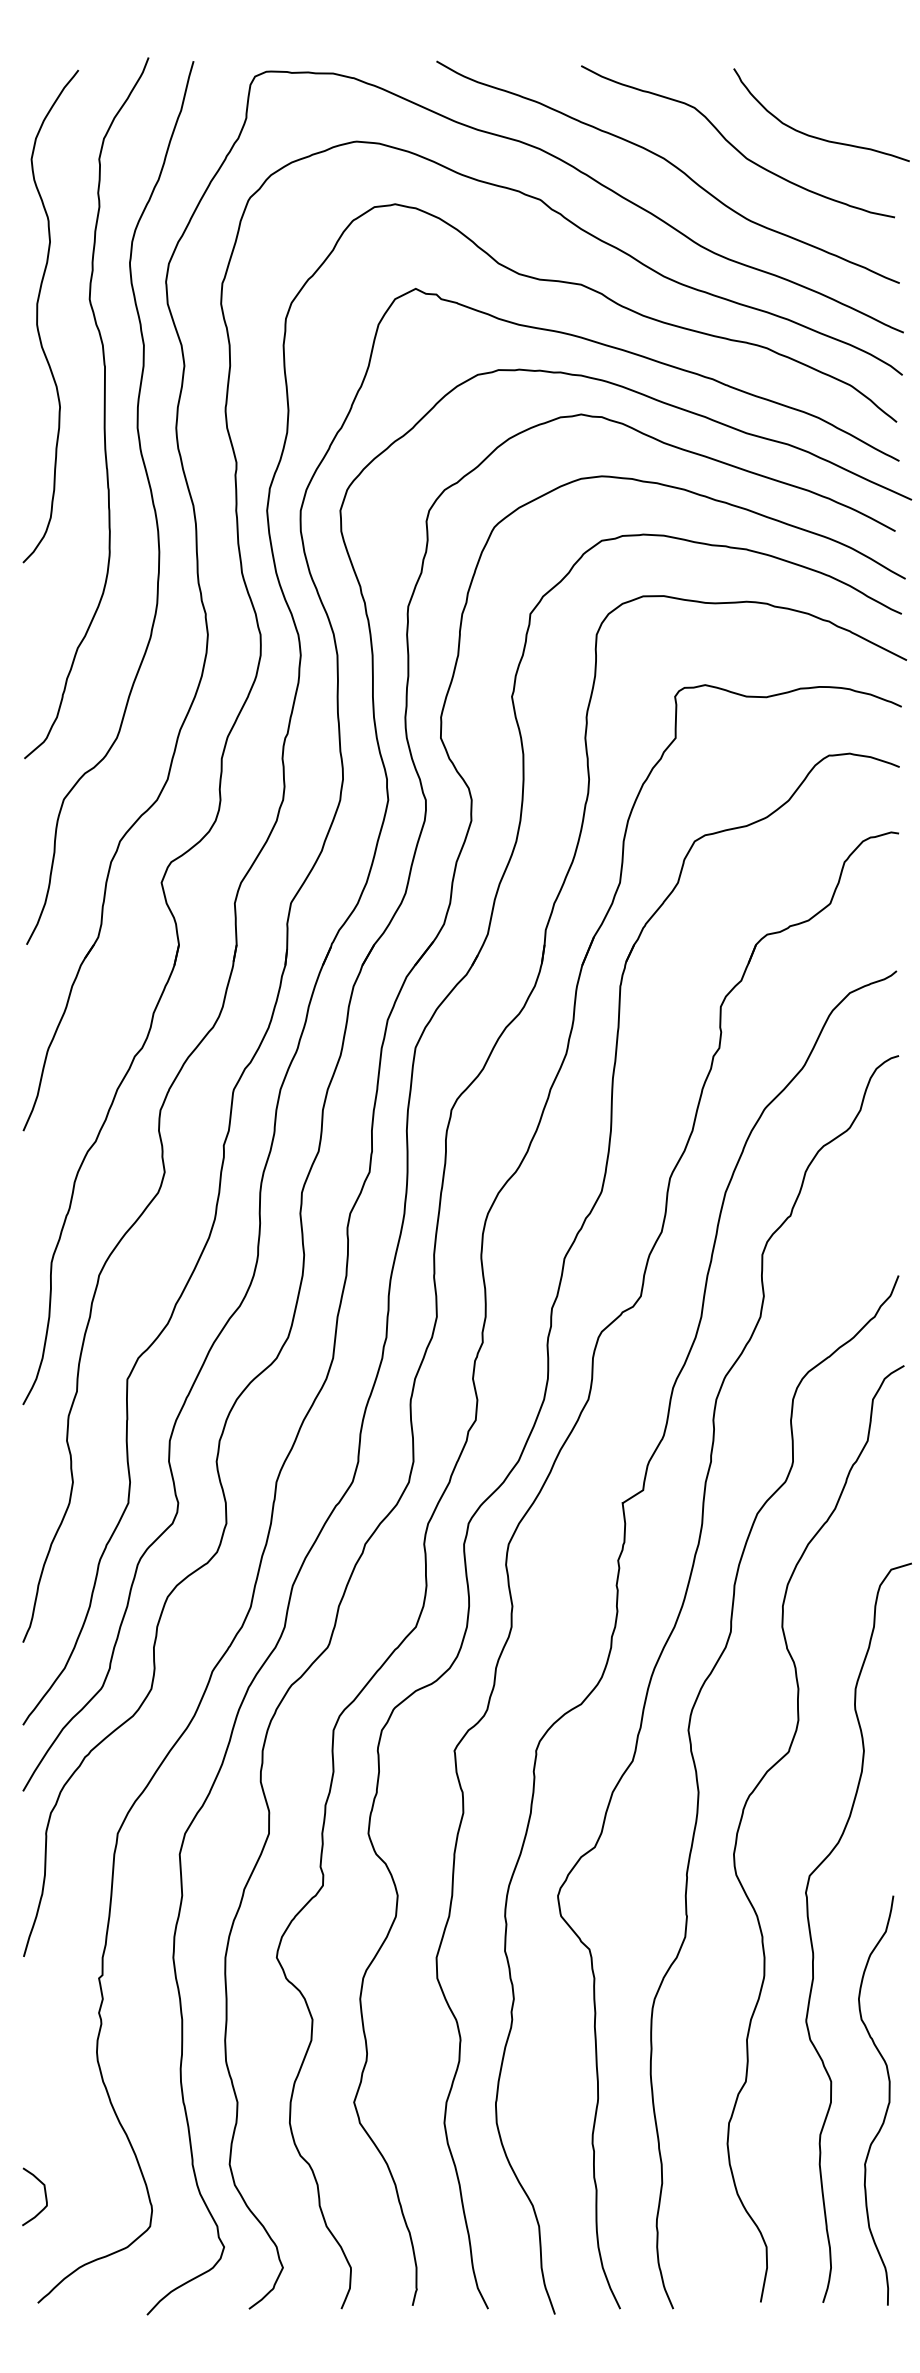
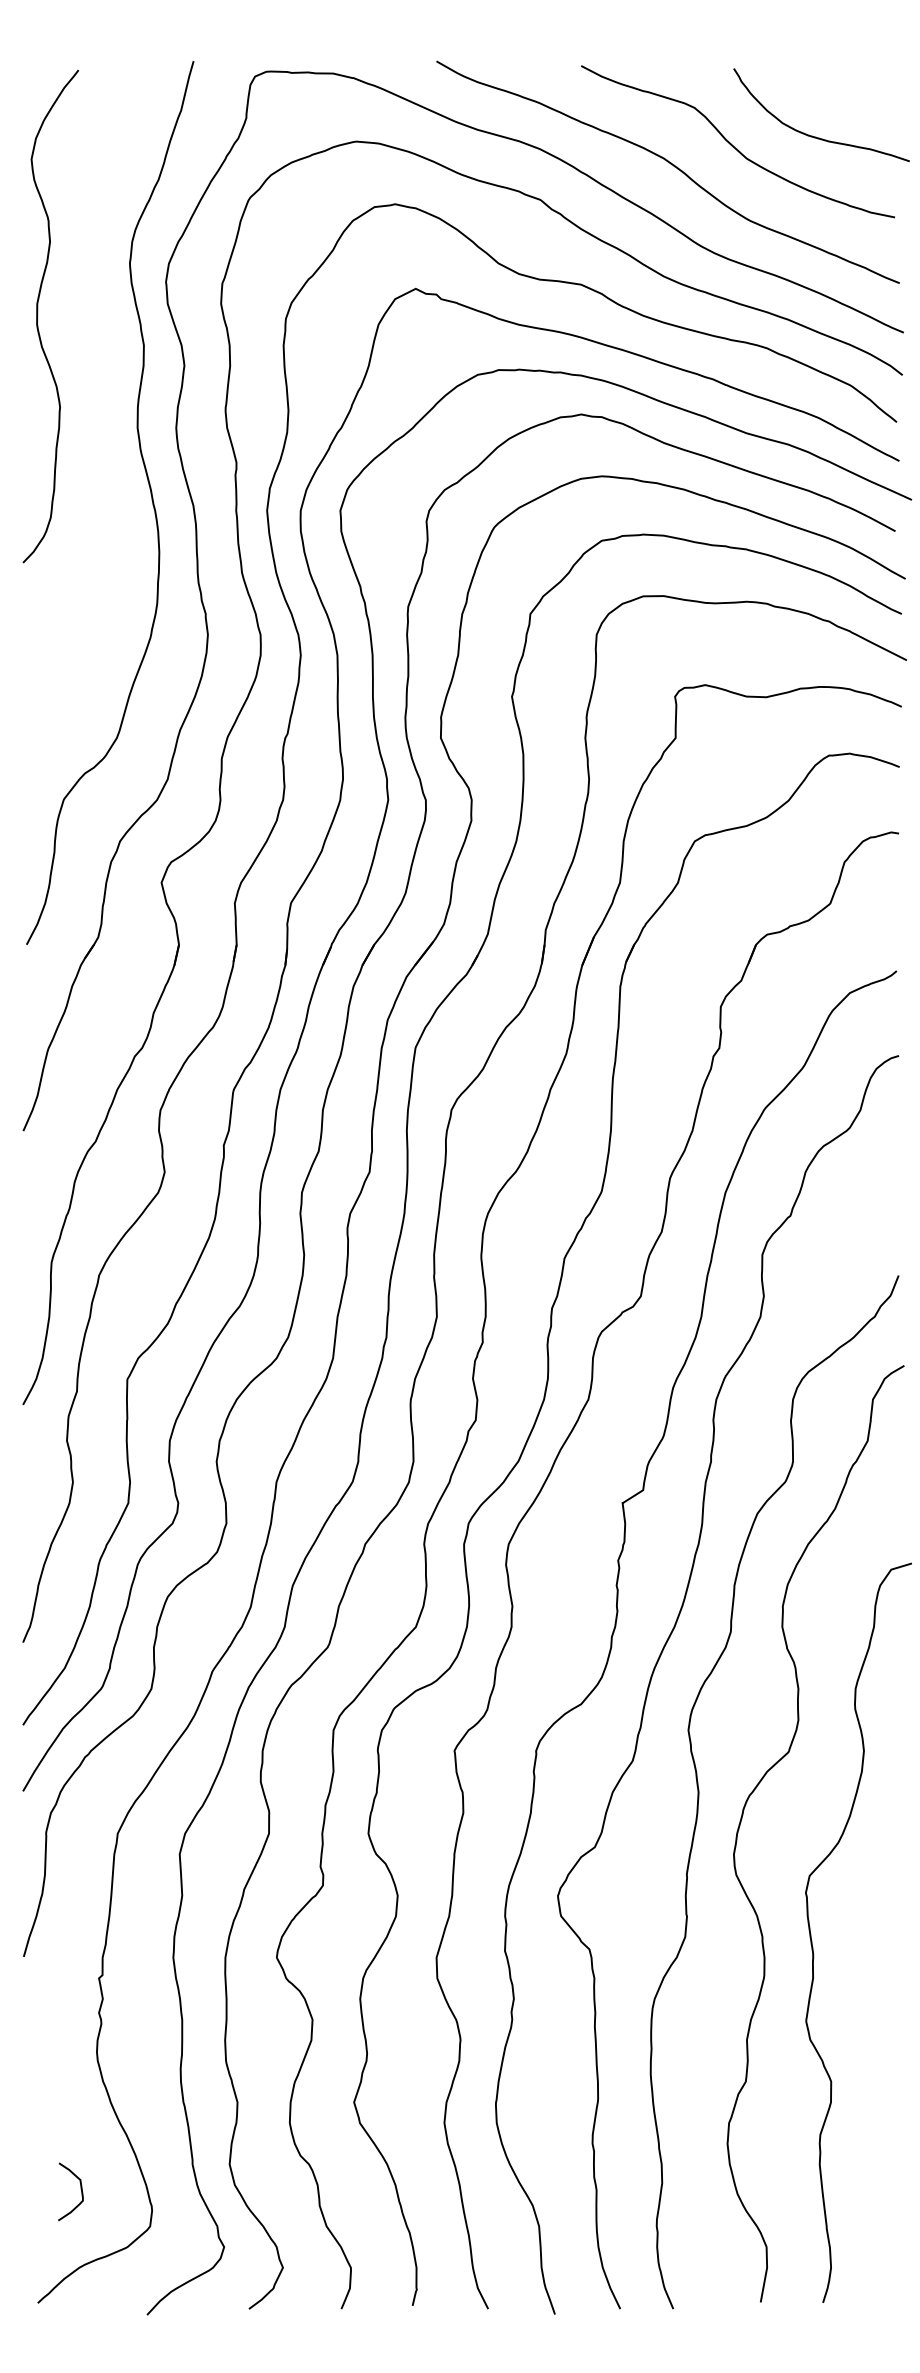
curve: present -> none (103, 408)
curve: present -> none (887, 2104)
curve position: (44, 2194) -> (80, 2189) (80, 2189)
